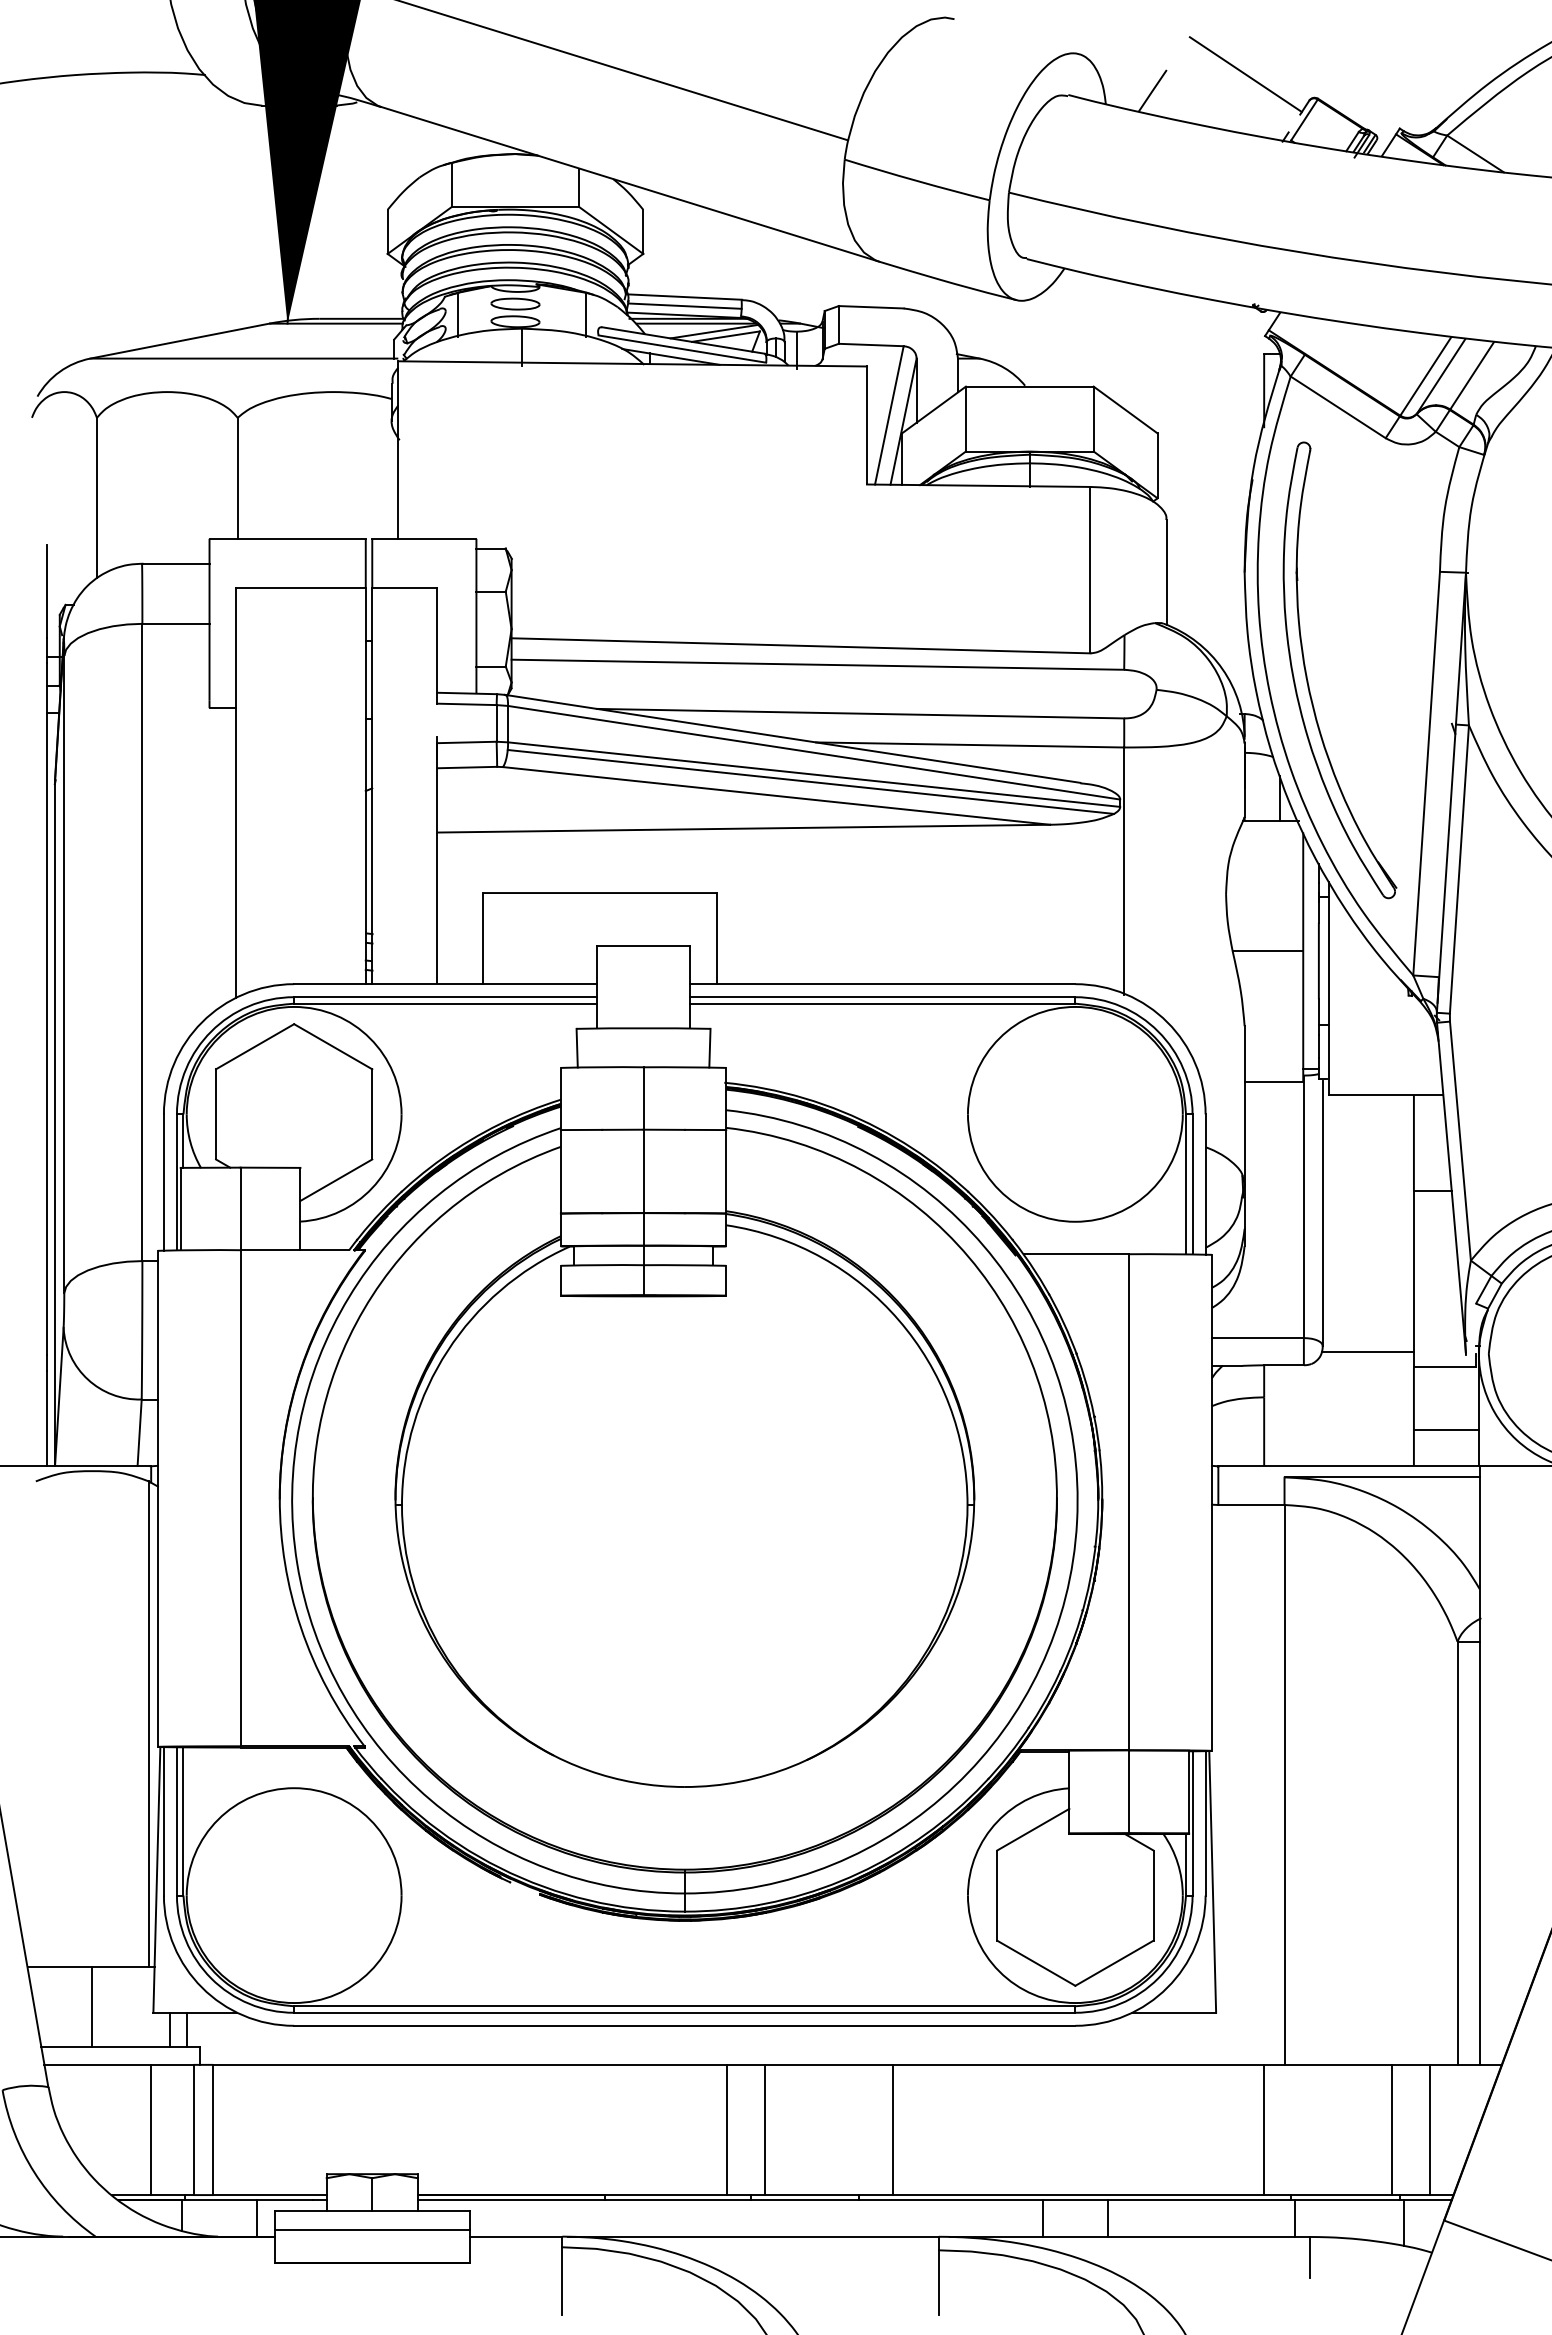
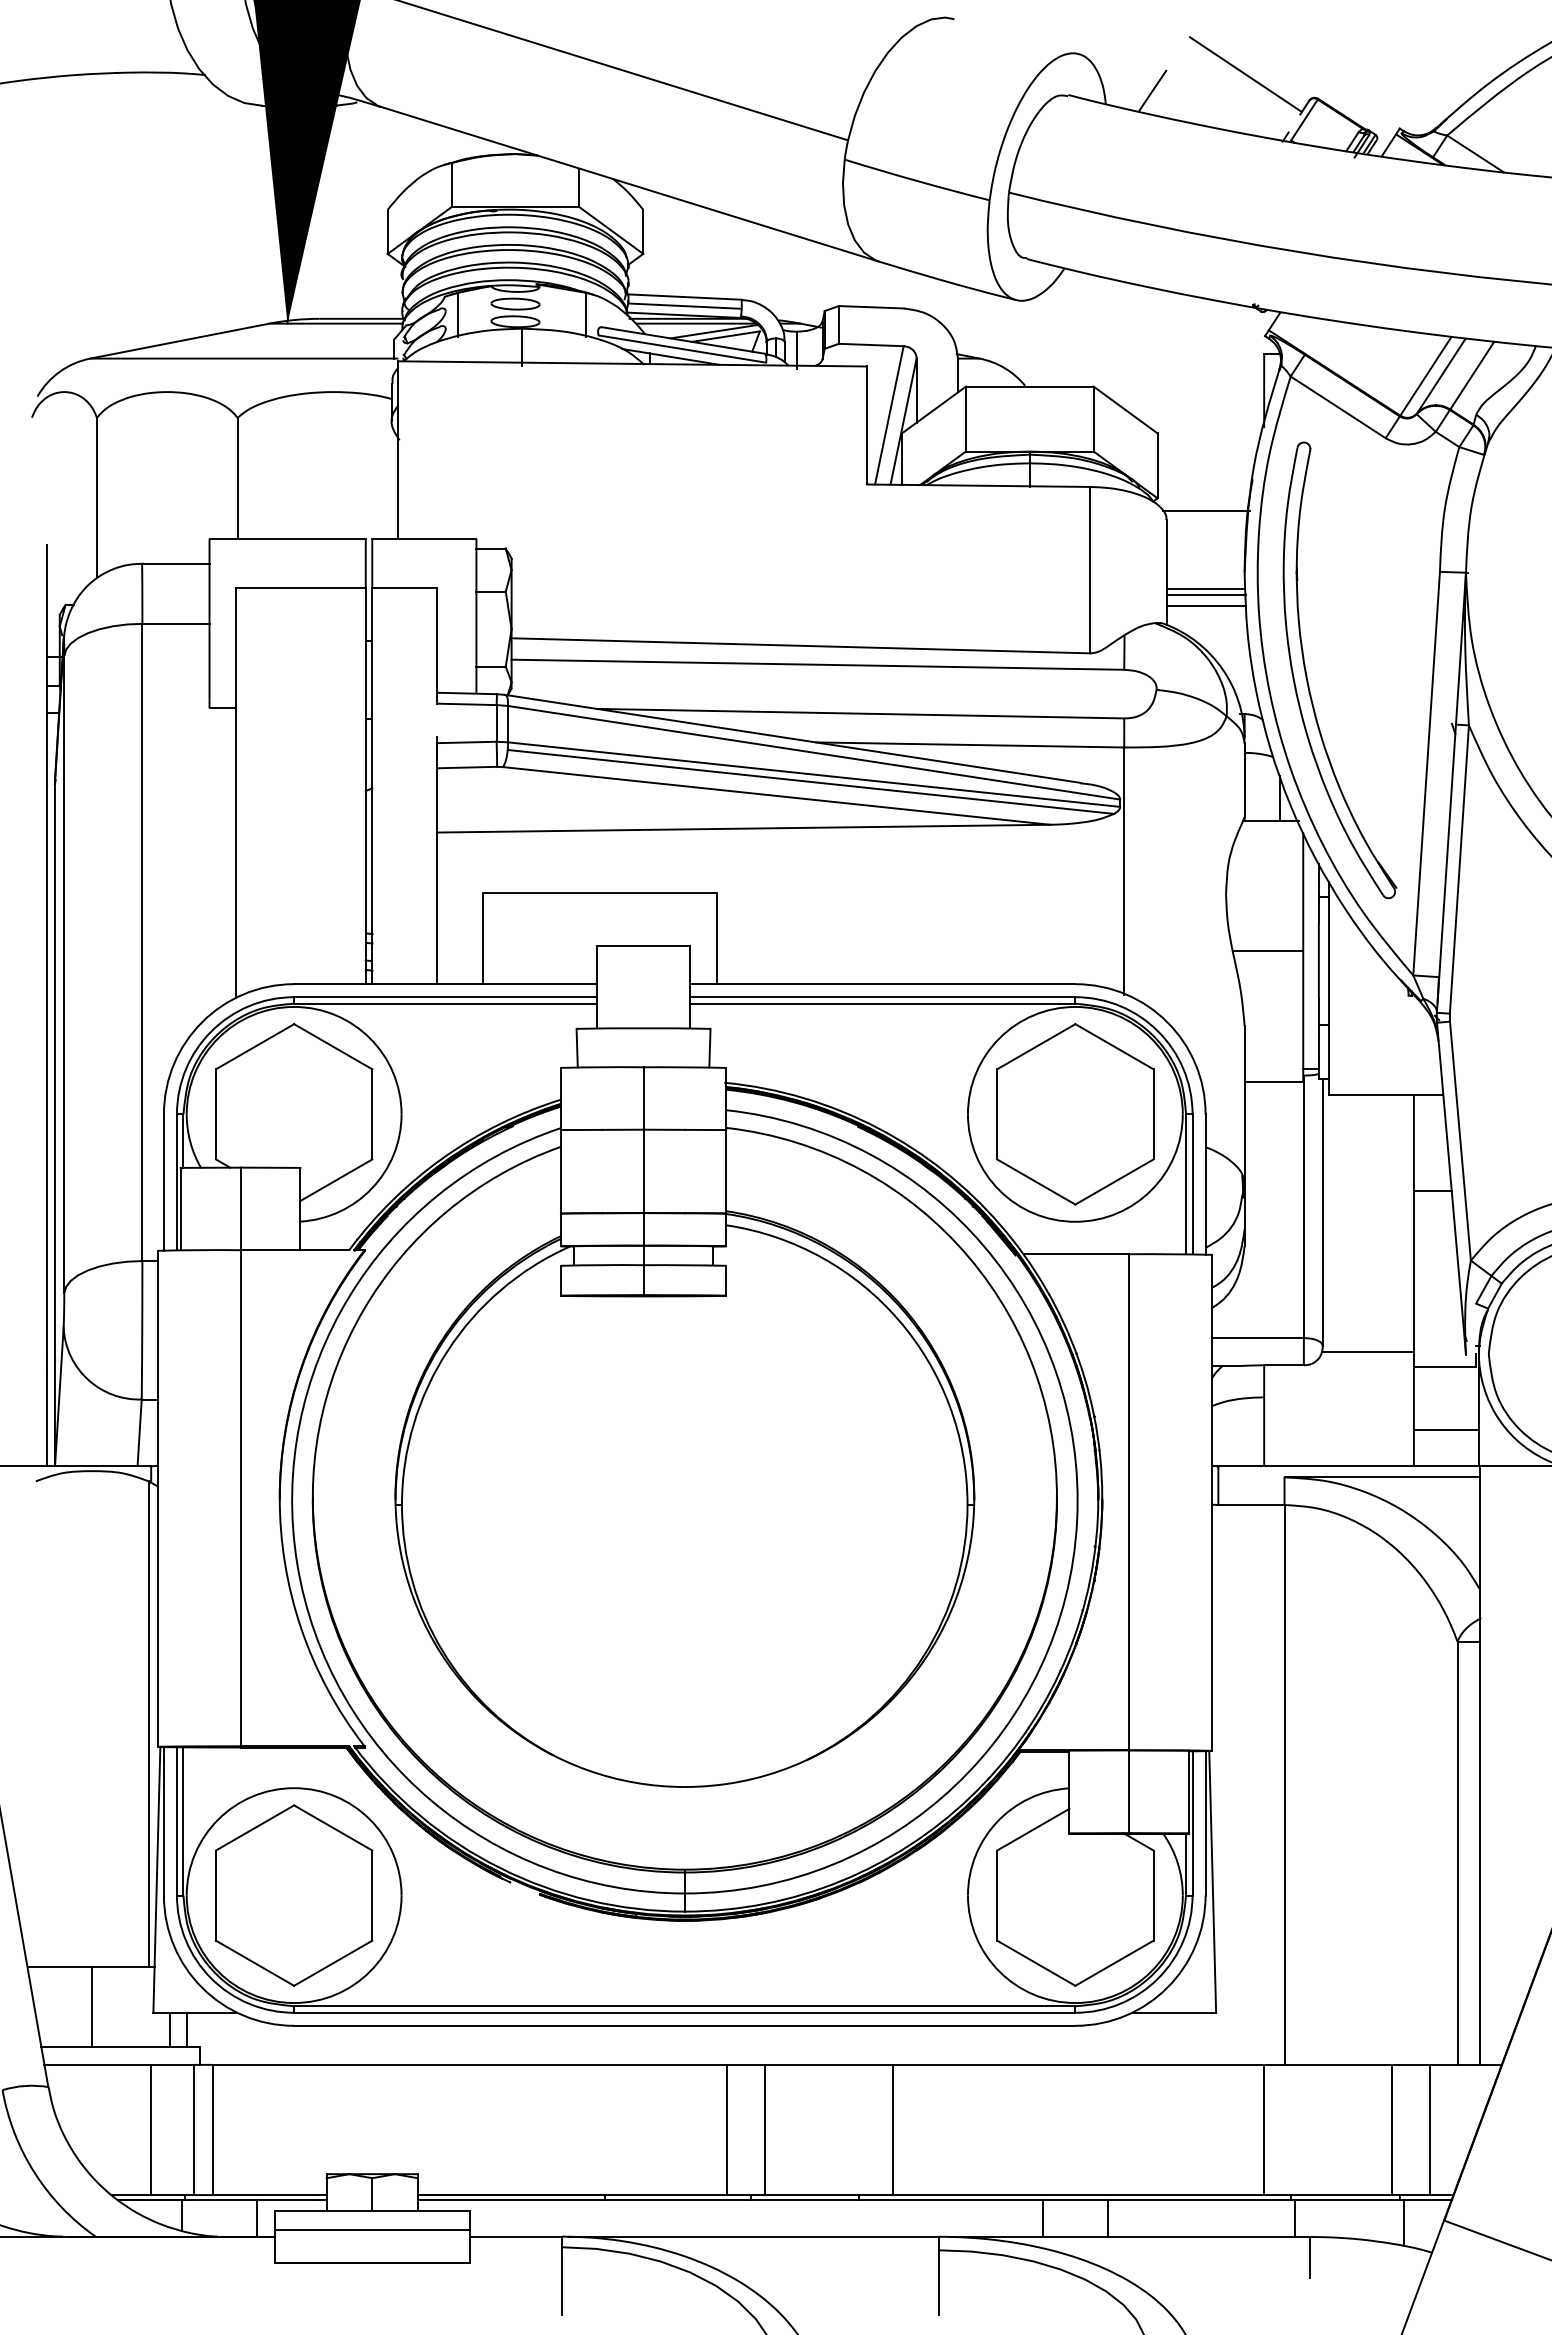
line: none -> present (1206, 510)
line: none -> present (1205, 588)
line: none -> present (1205, 595)
line: none -> present (1206, 606)
part: none -> present (1075, 1114)
part: none -> present (294, 1895)
